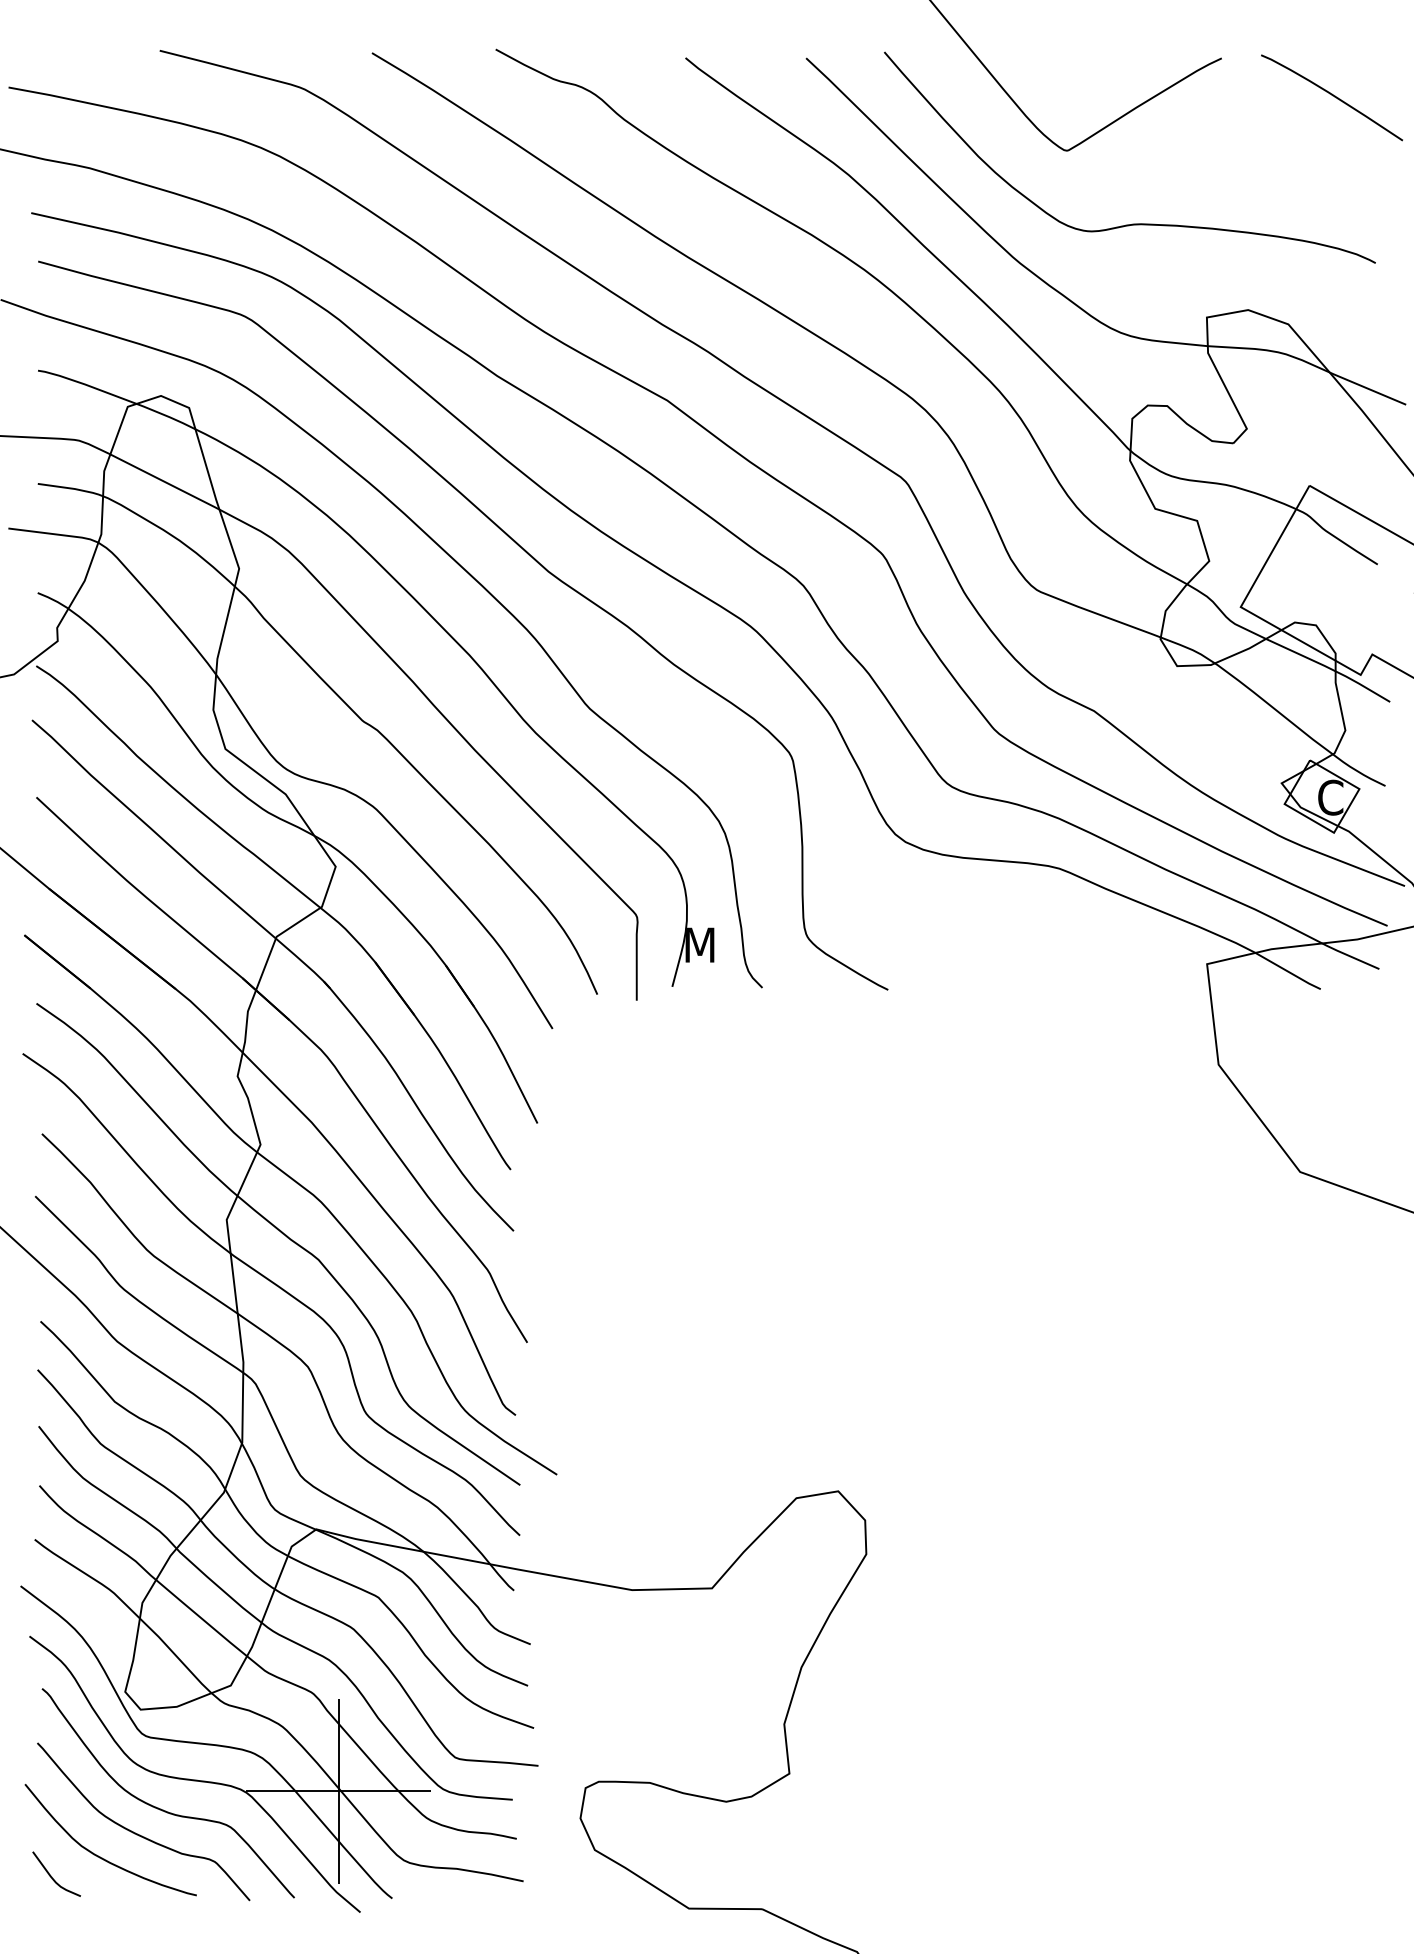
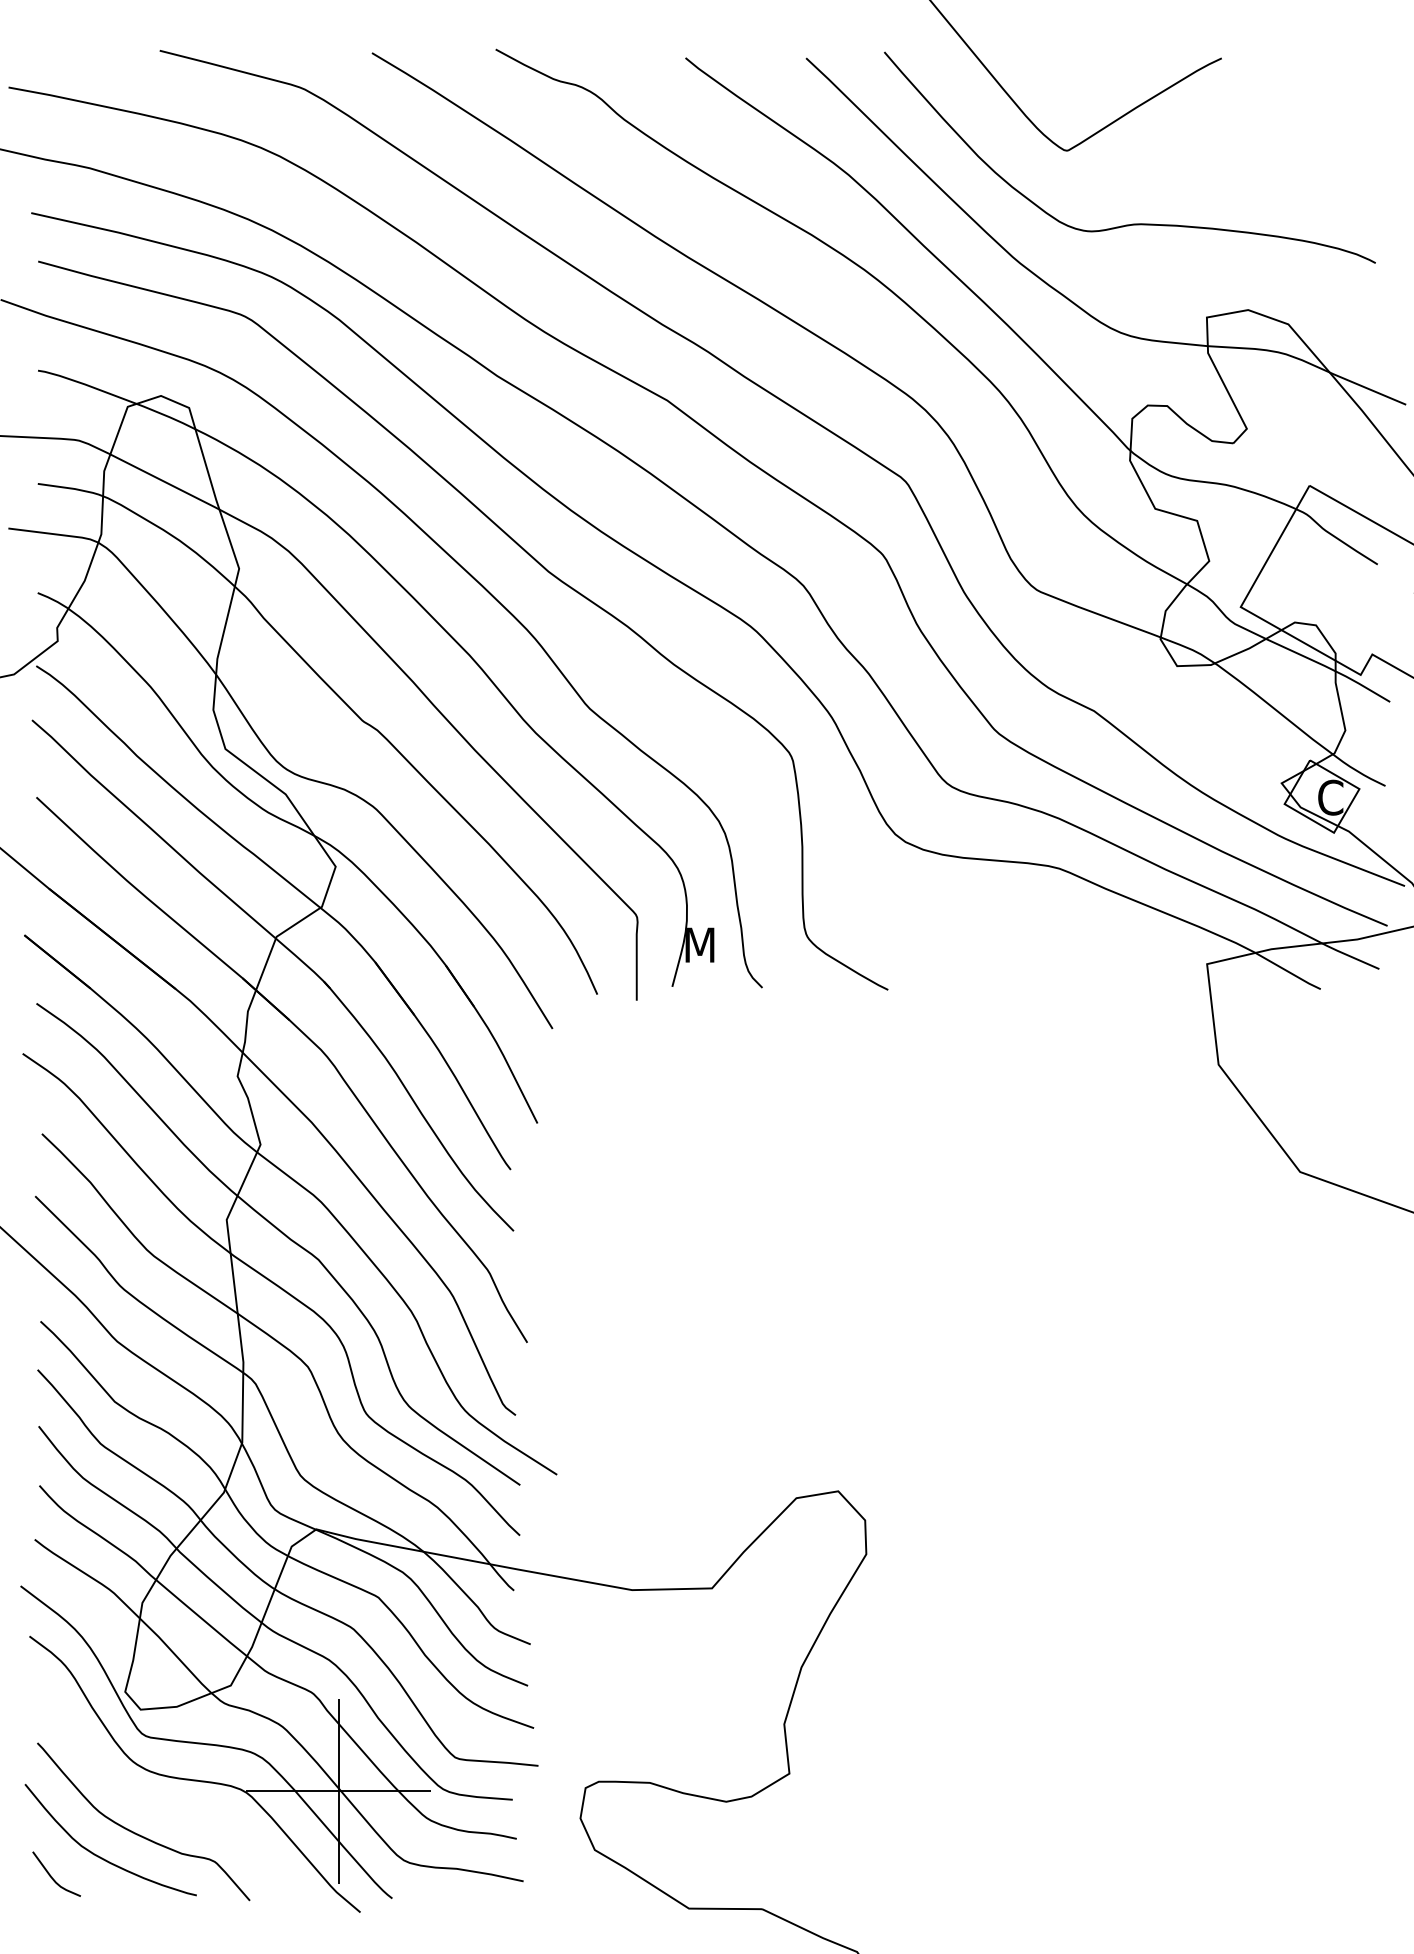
curve: present -> none (1332, 96)
curve: present -> none (163, 1809)
